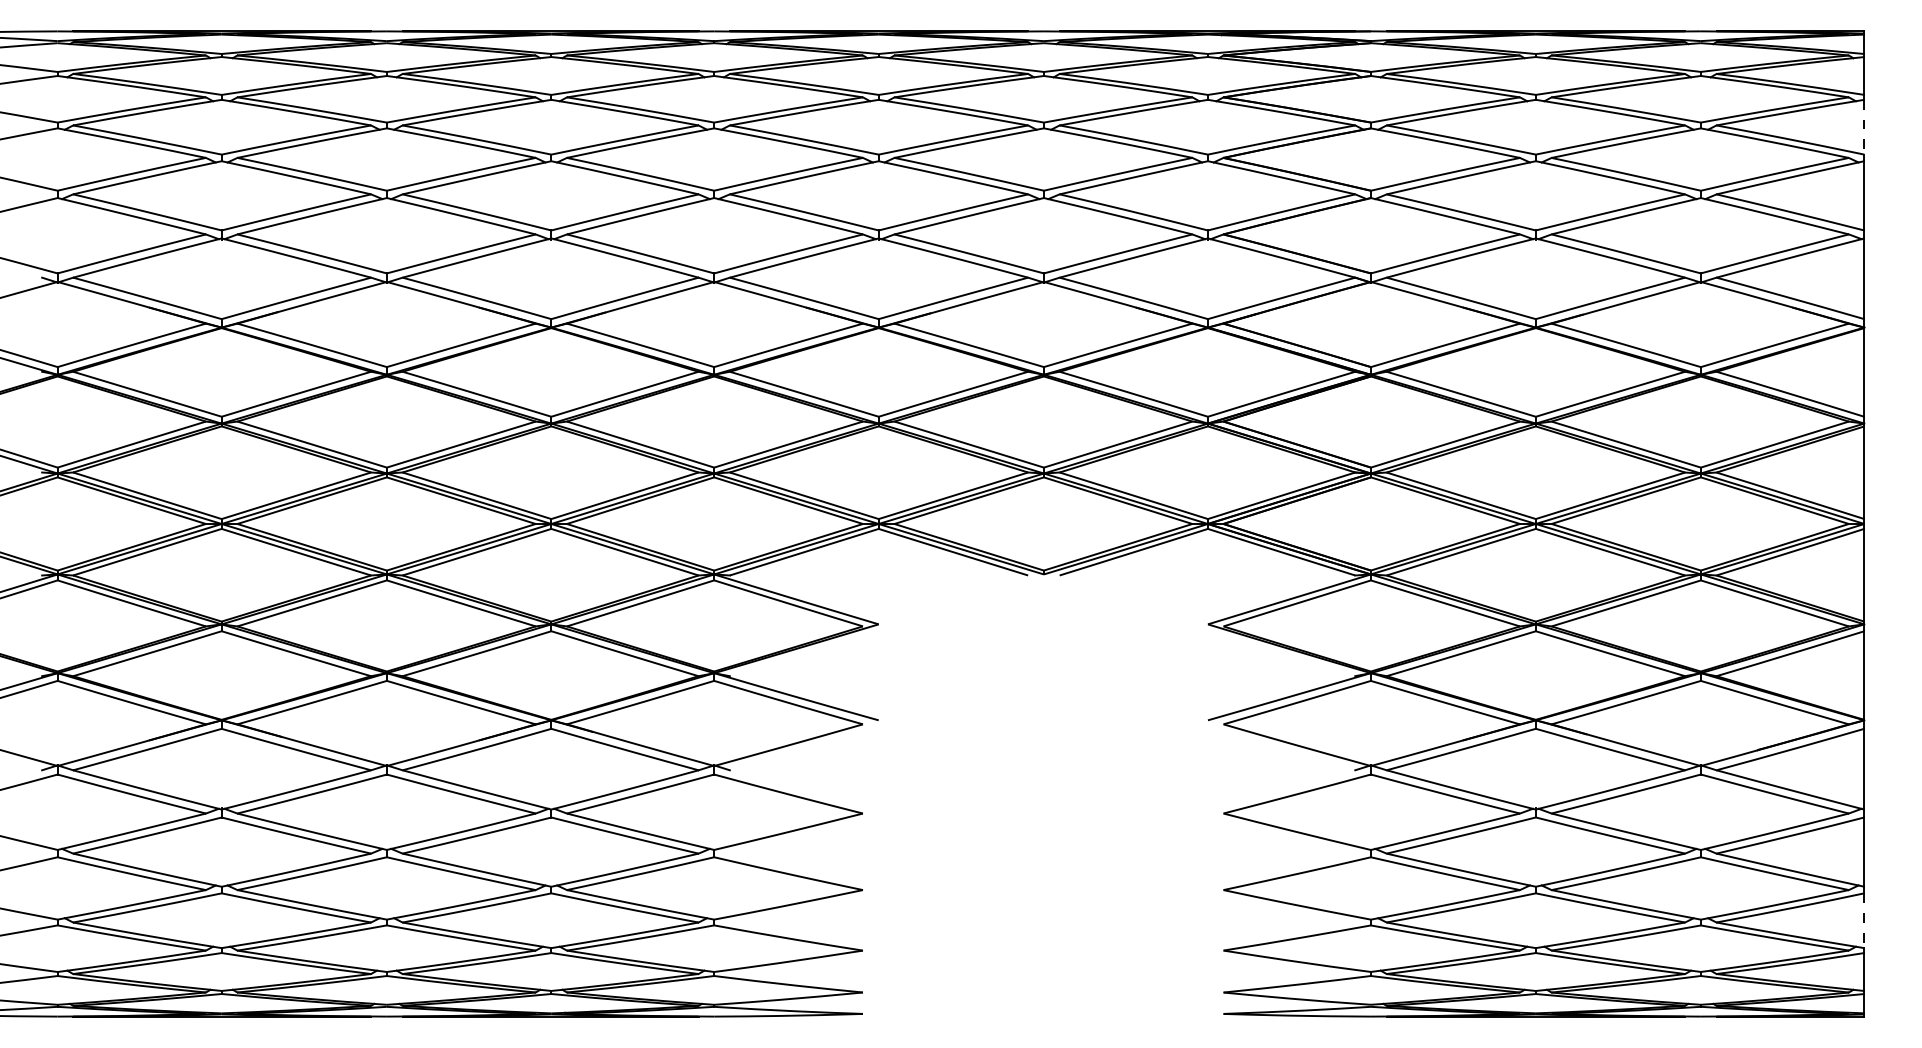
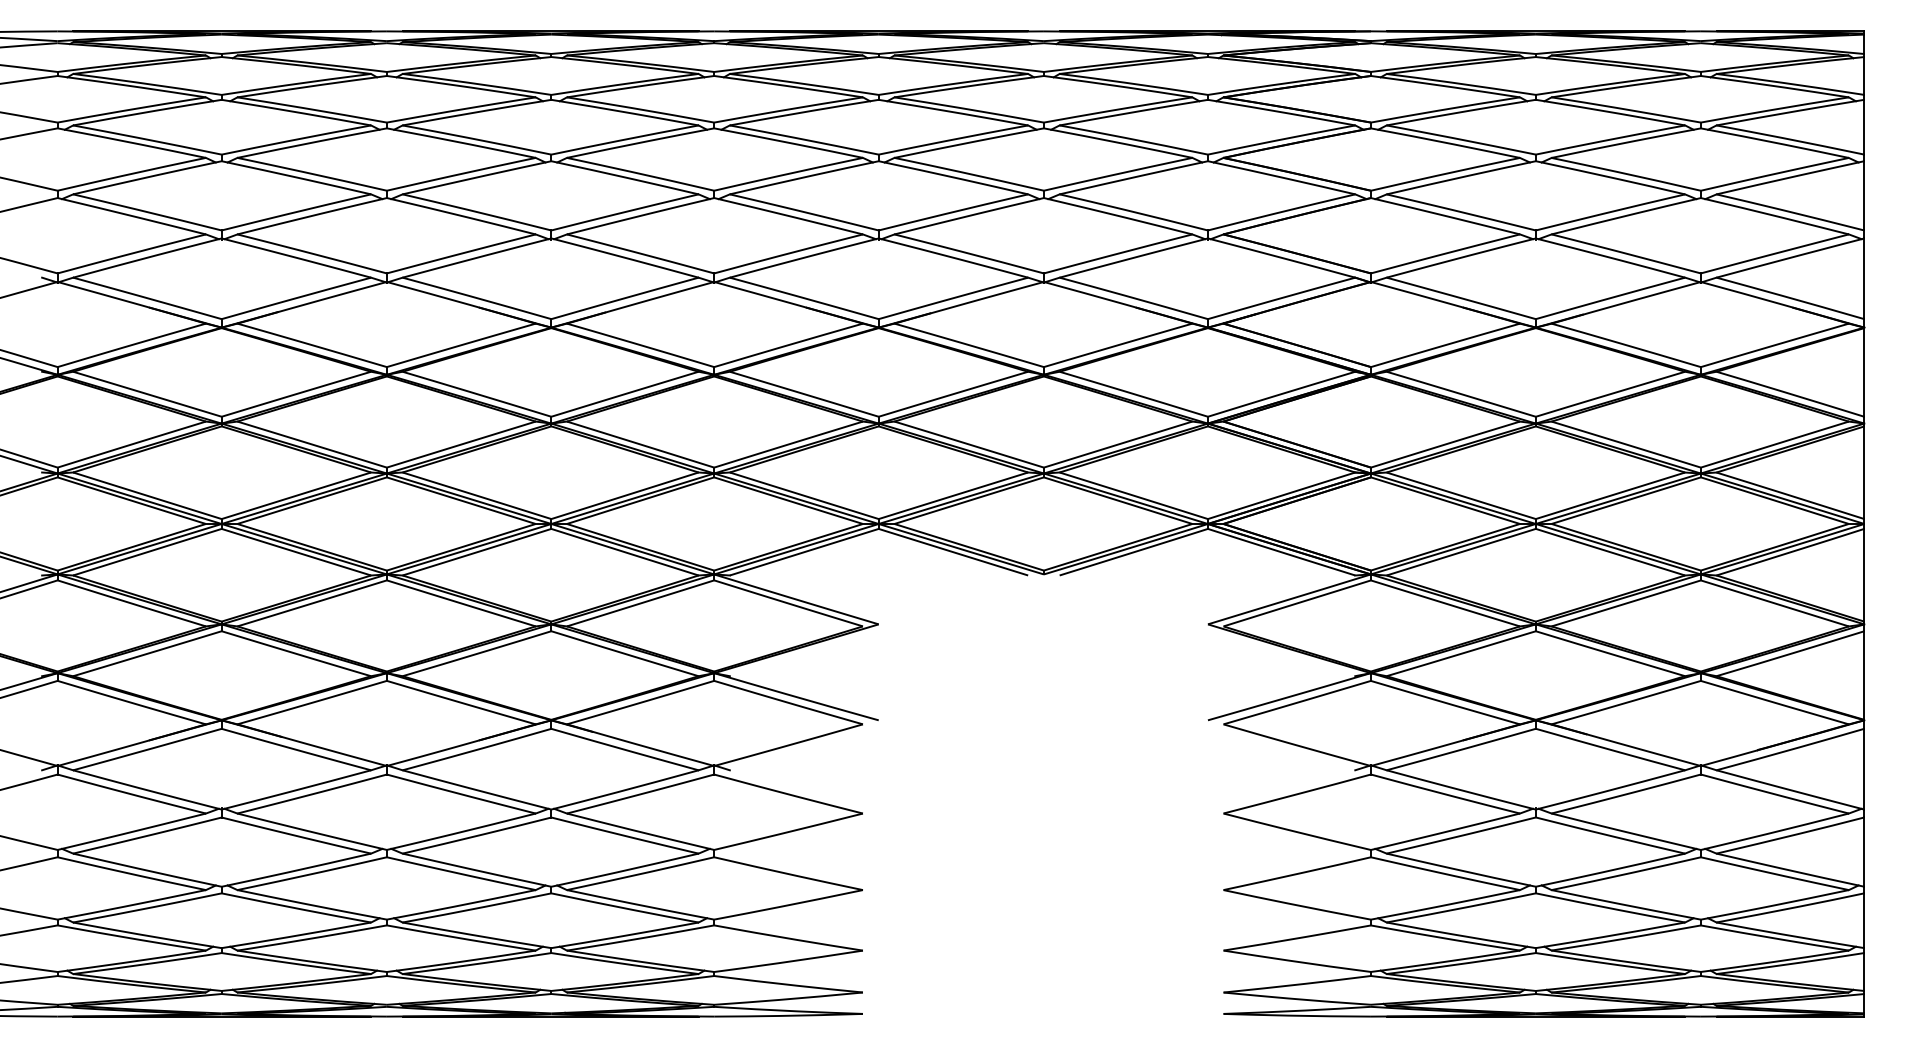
line: dashed -> solid (1864, 127)
line: dashed -> solid (1864, 921)
